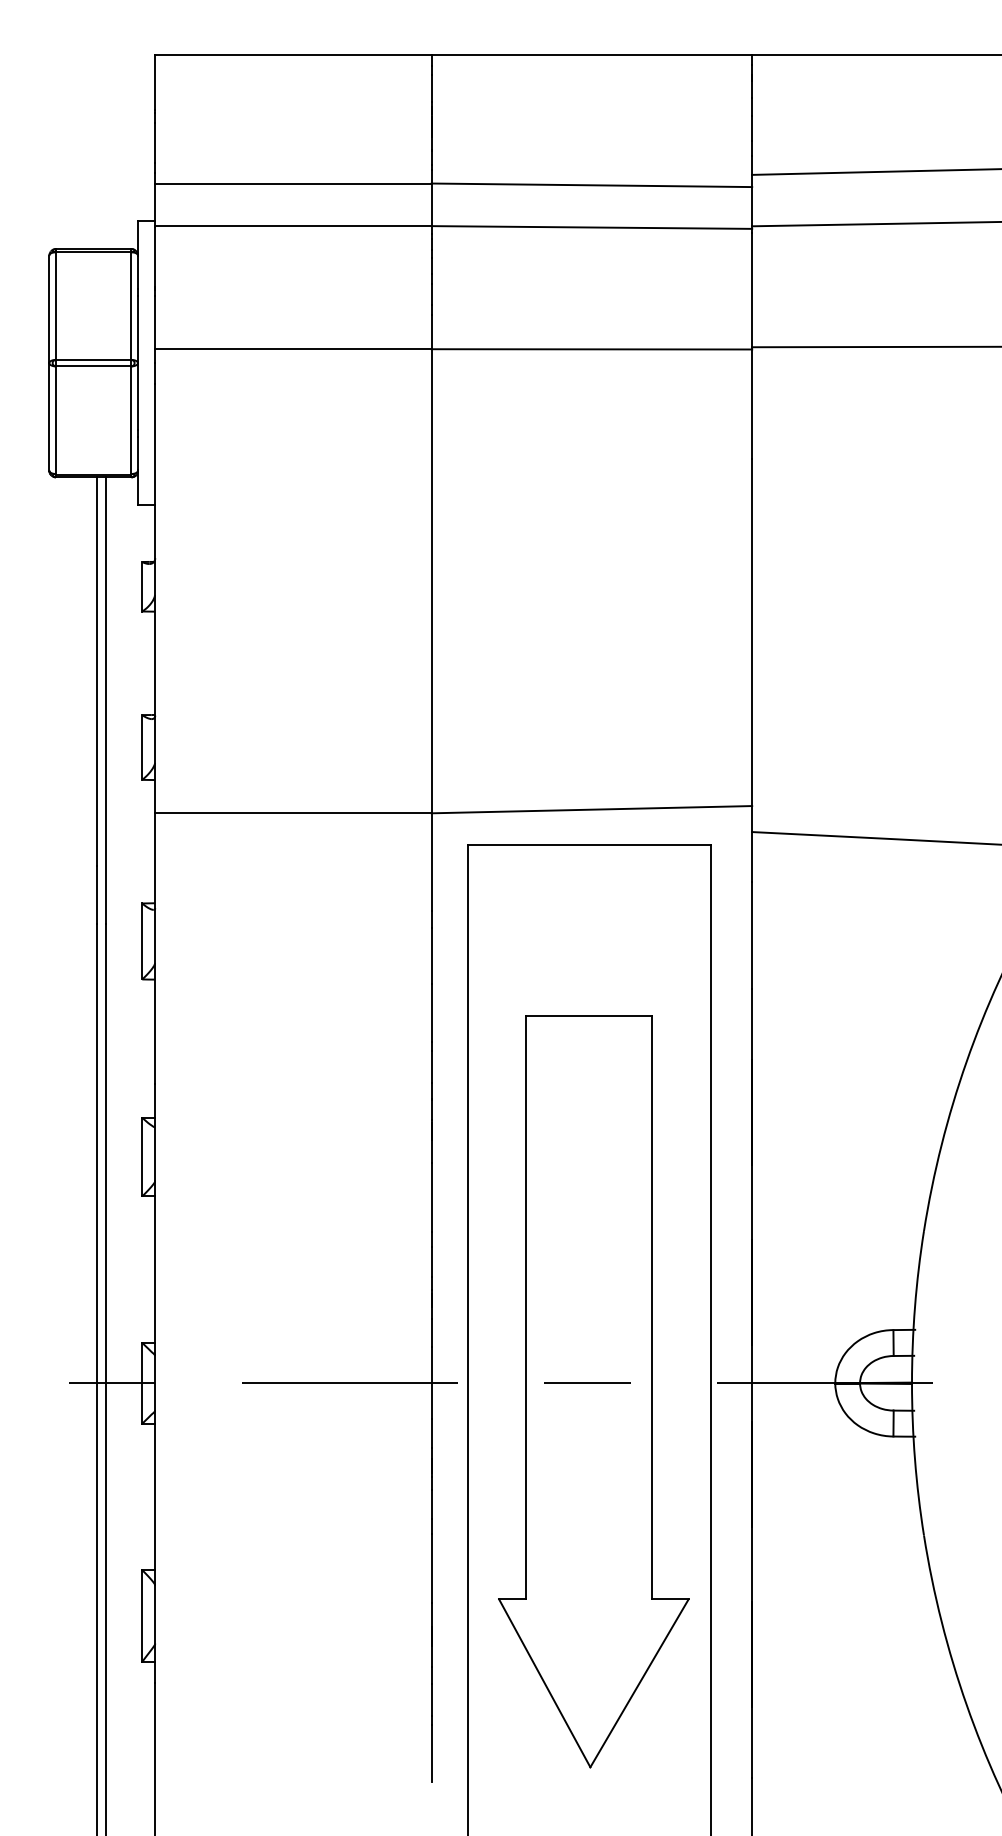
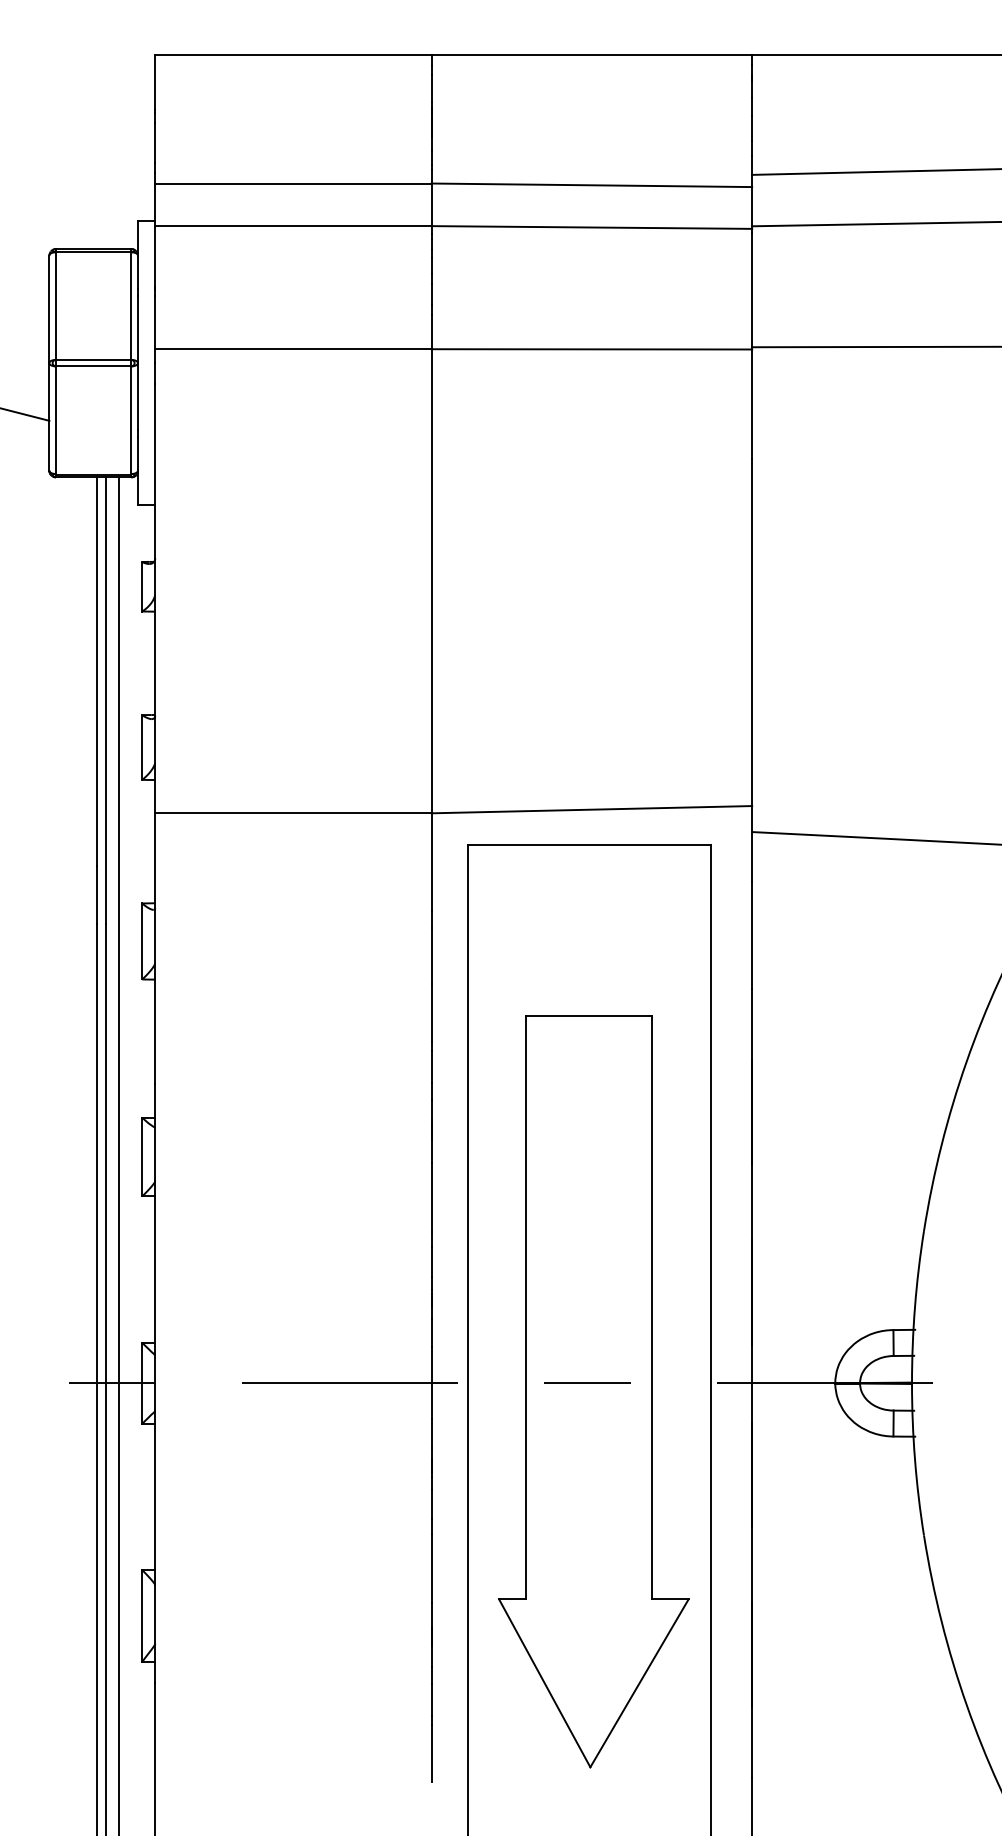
line: none -> present (25, 414)
line: none -> present (119, 1154)
